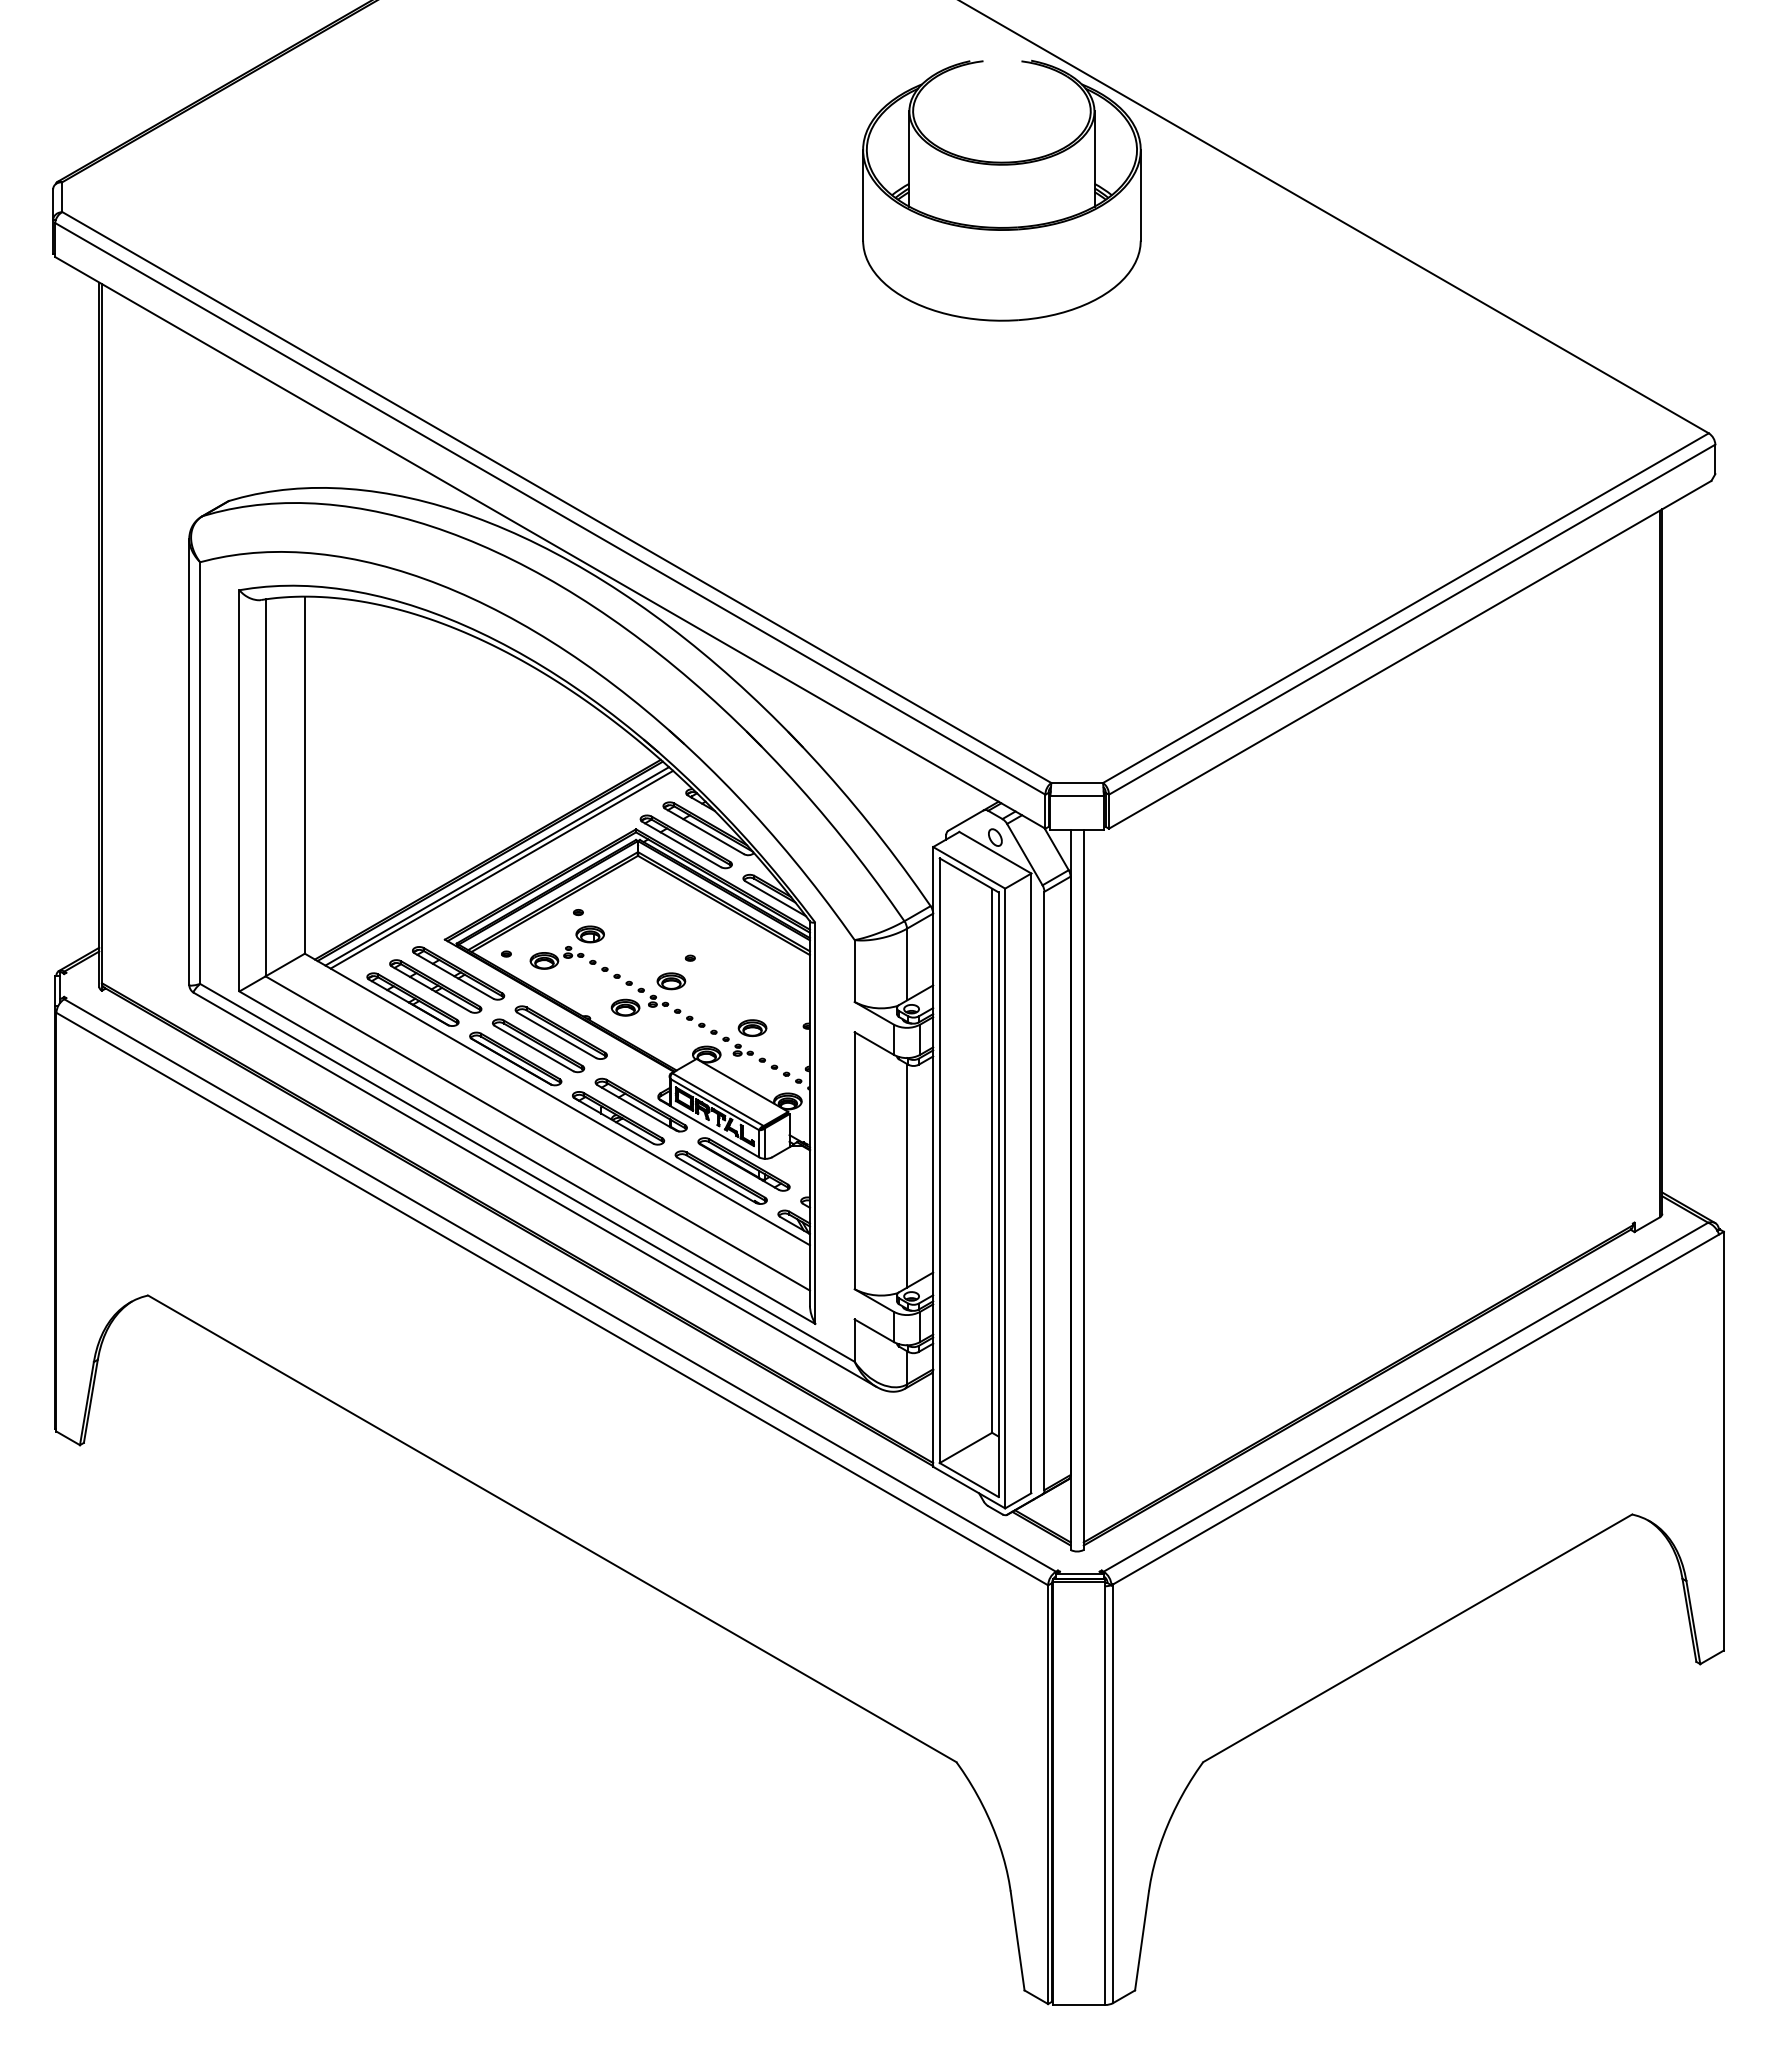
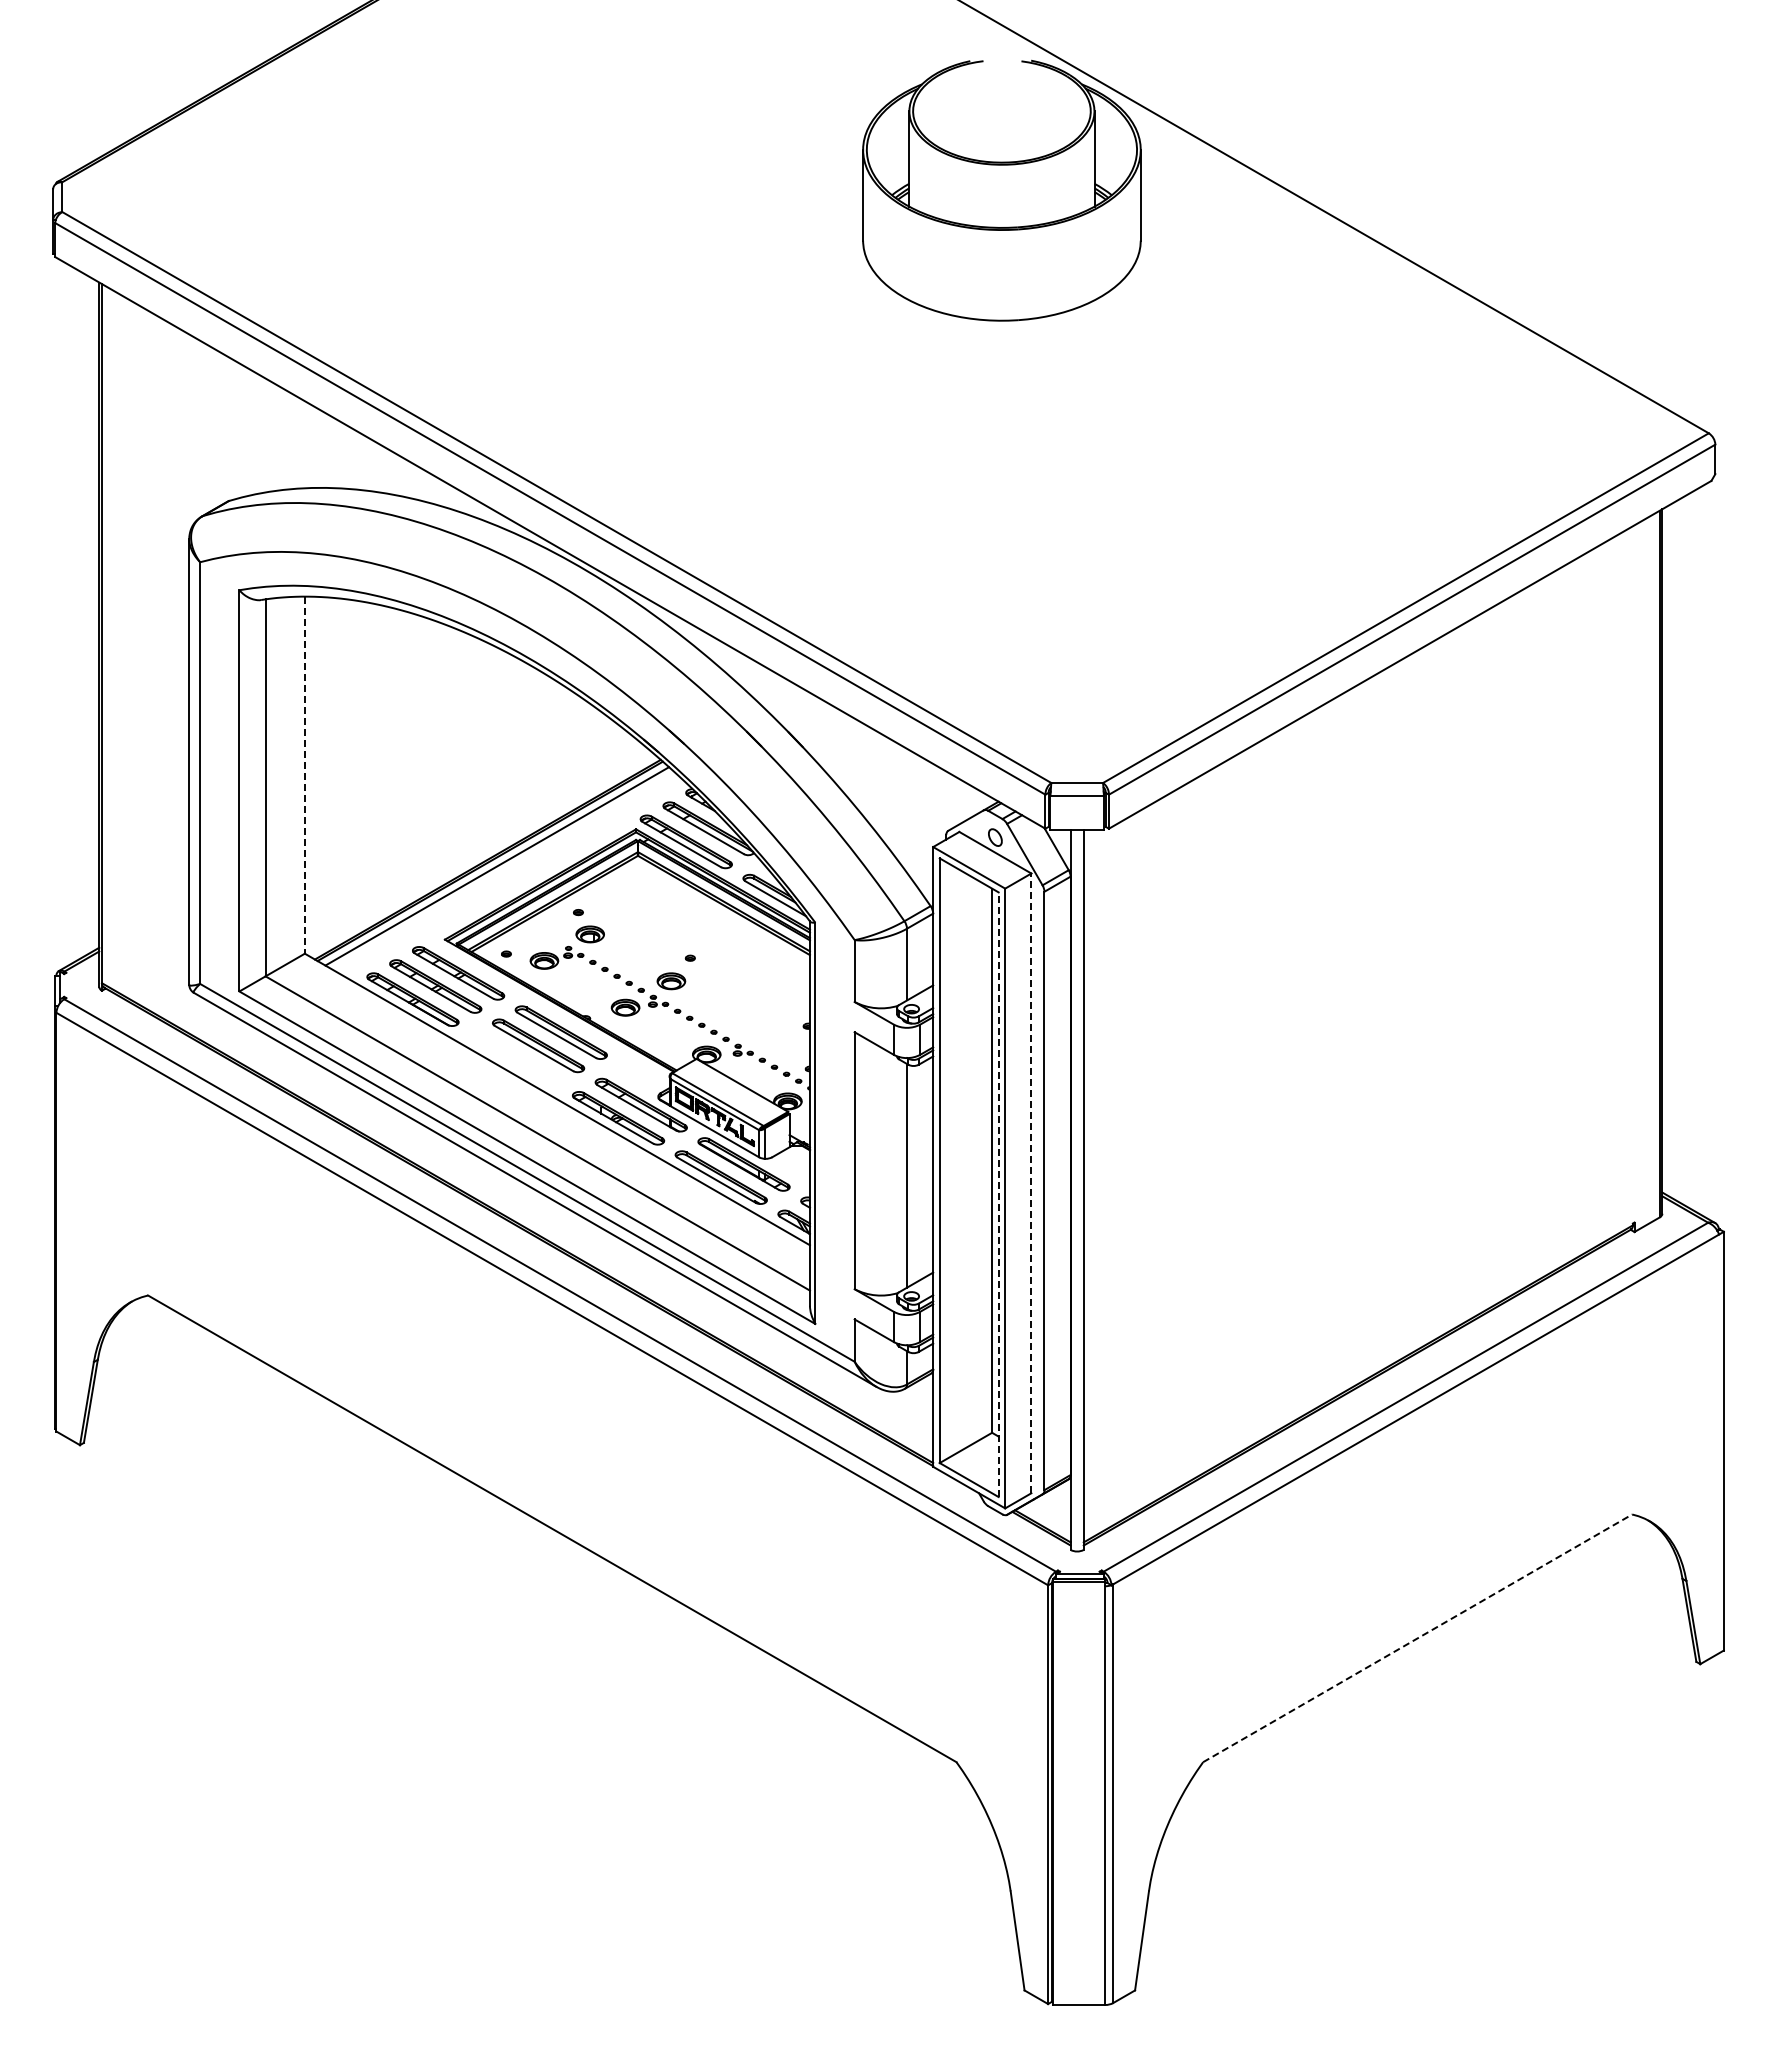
line: solid -> dashed (304, 775)
line: present -> none (501, 869)
part: present -> none (752, 1027)
part: present -> none (515, 1058)
line: solid -> dashed (1031, 1183)
line: solid -> dashed (998, 1194)
line: solid -> dashed (1417, 1638)
